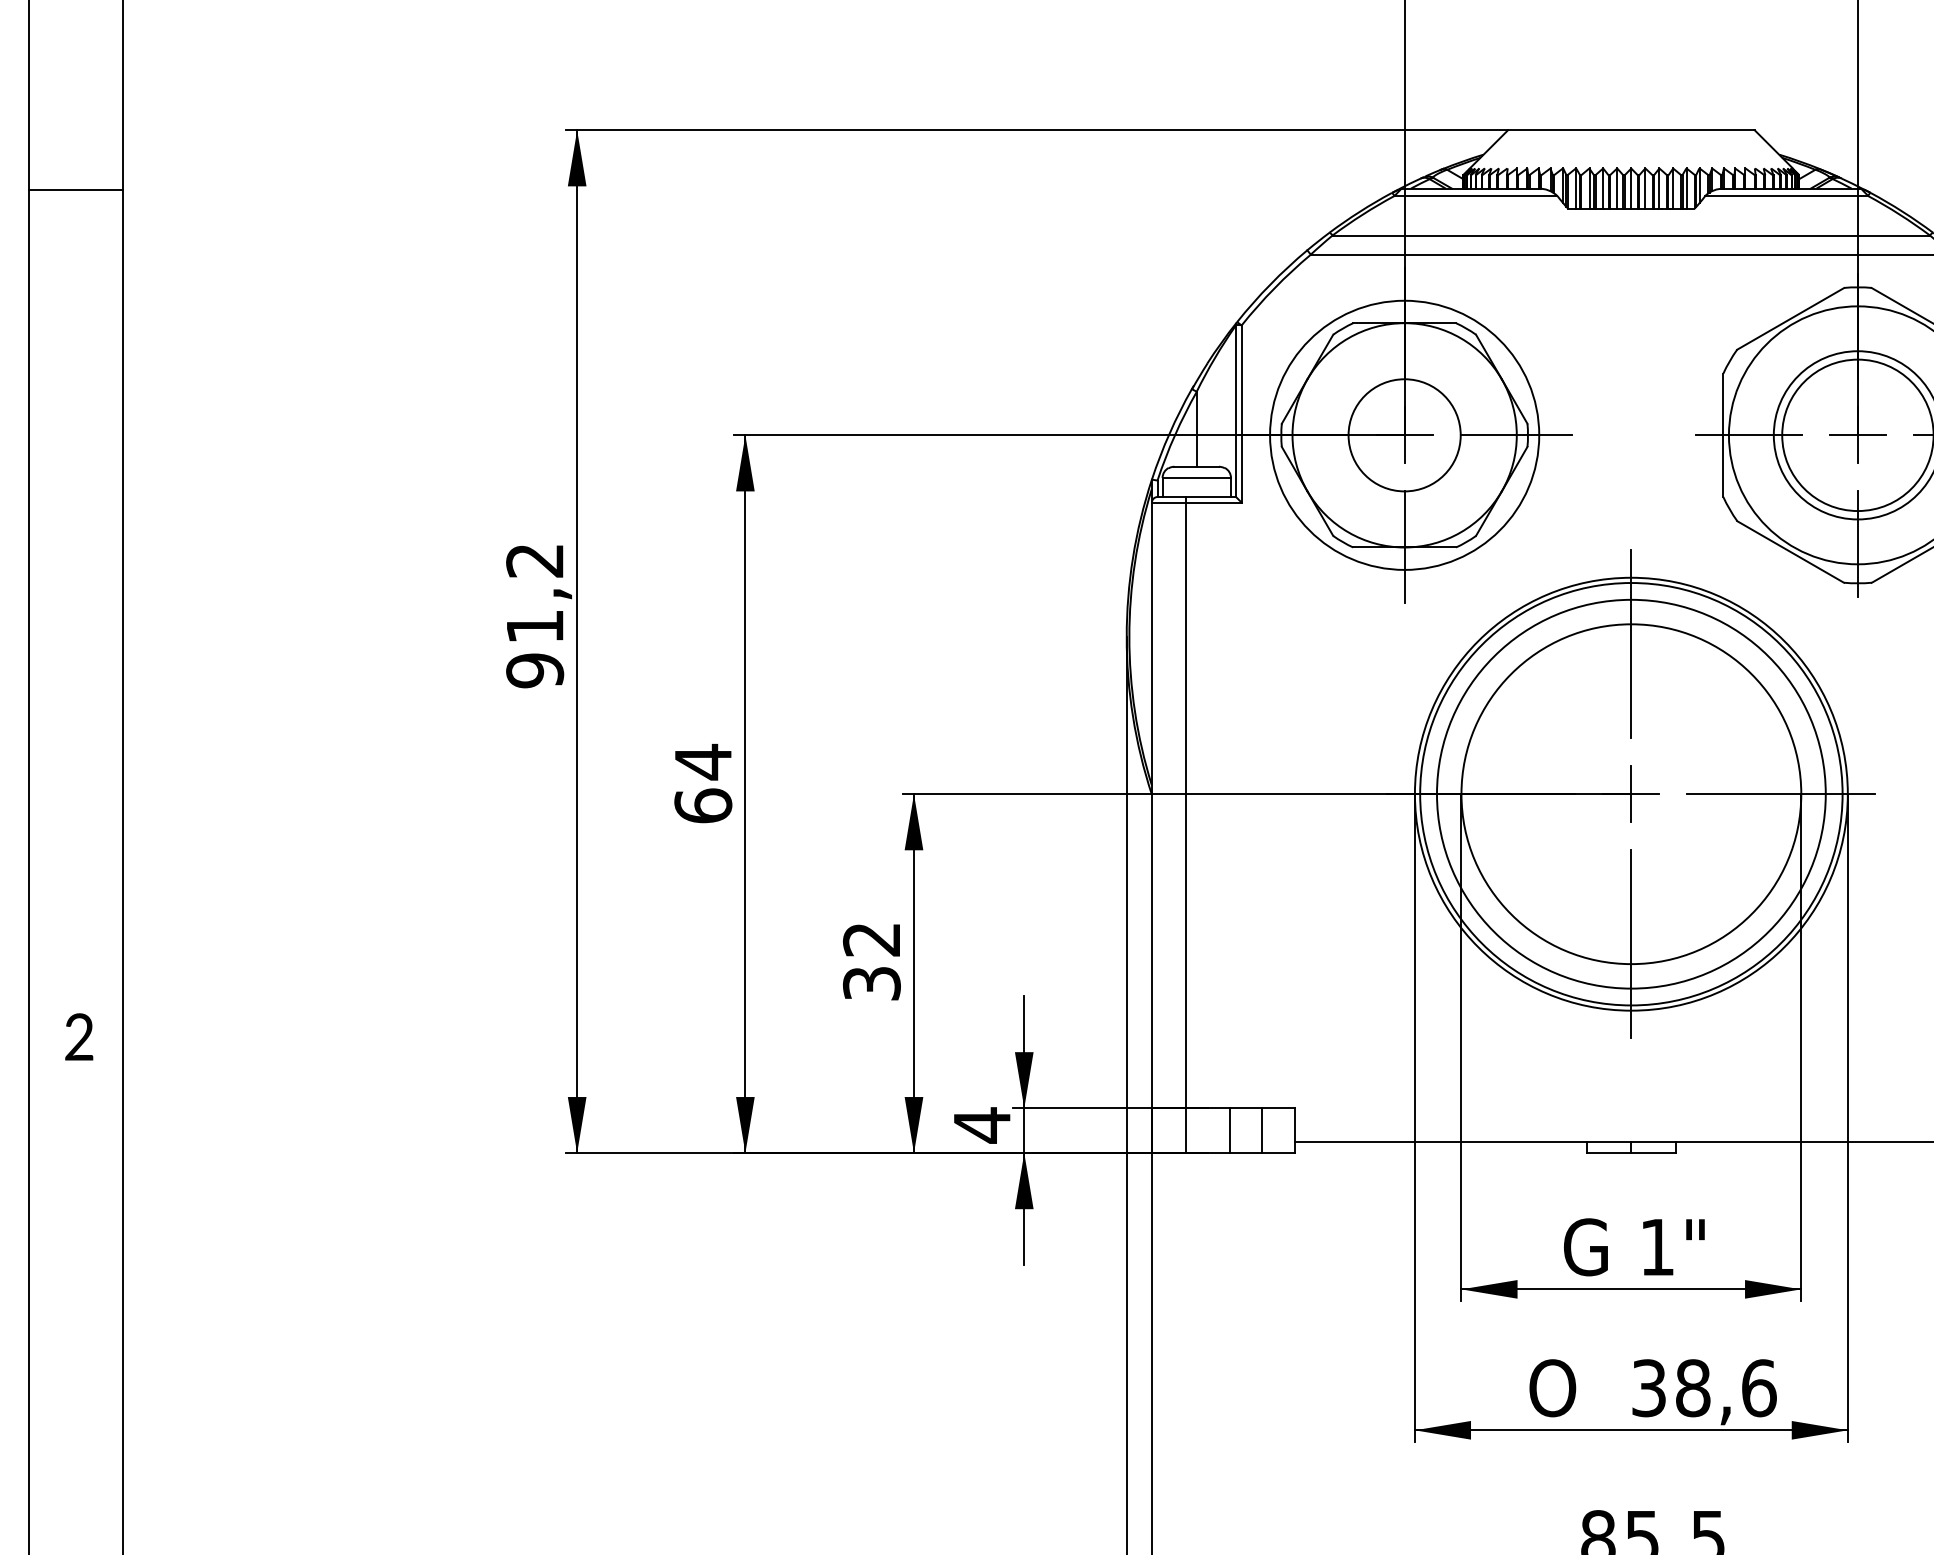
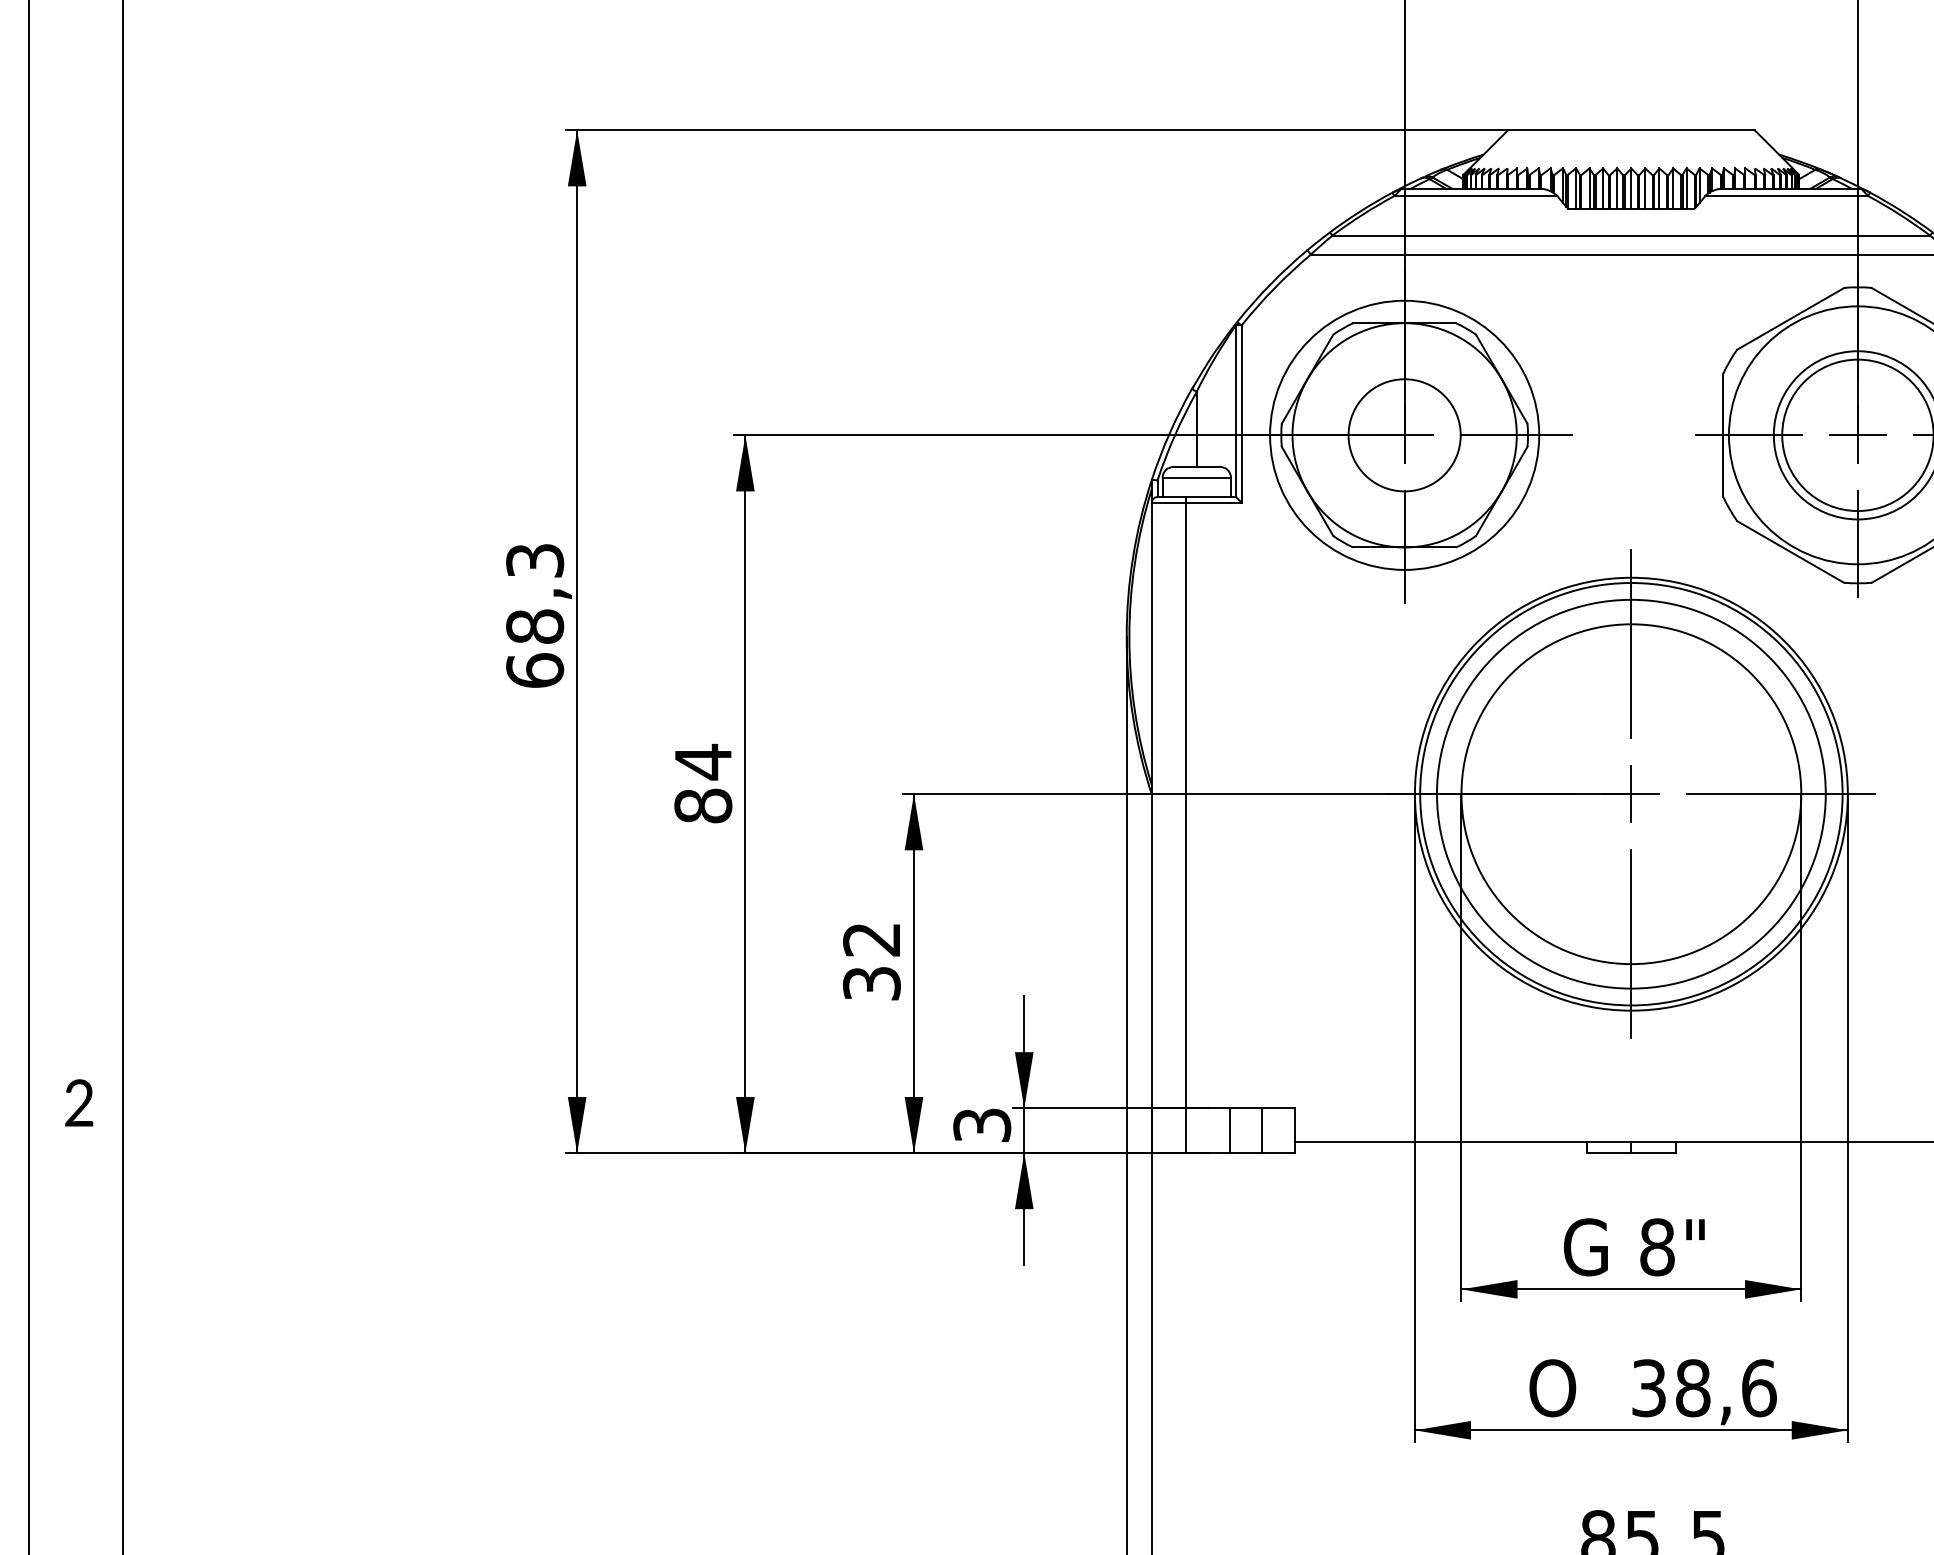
line: present -> none (75, 190)
text: 91,2 -> 68,3 (535, 616)
text: 64 -> 84 (703, 805)
text position: (79, 1036) -> (79, 1102) (79, 1102)
text: 4 -> 3 (982, 1125)
text: 1" -> 8" (1657, 1247)
